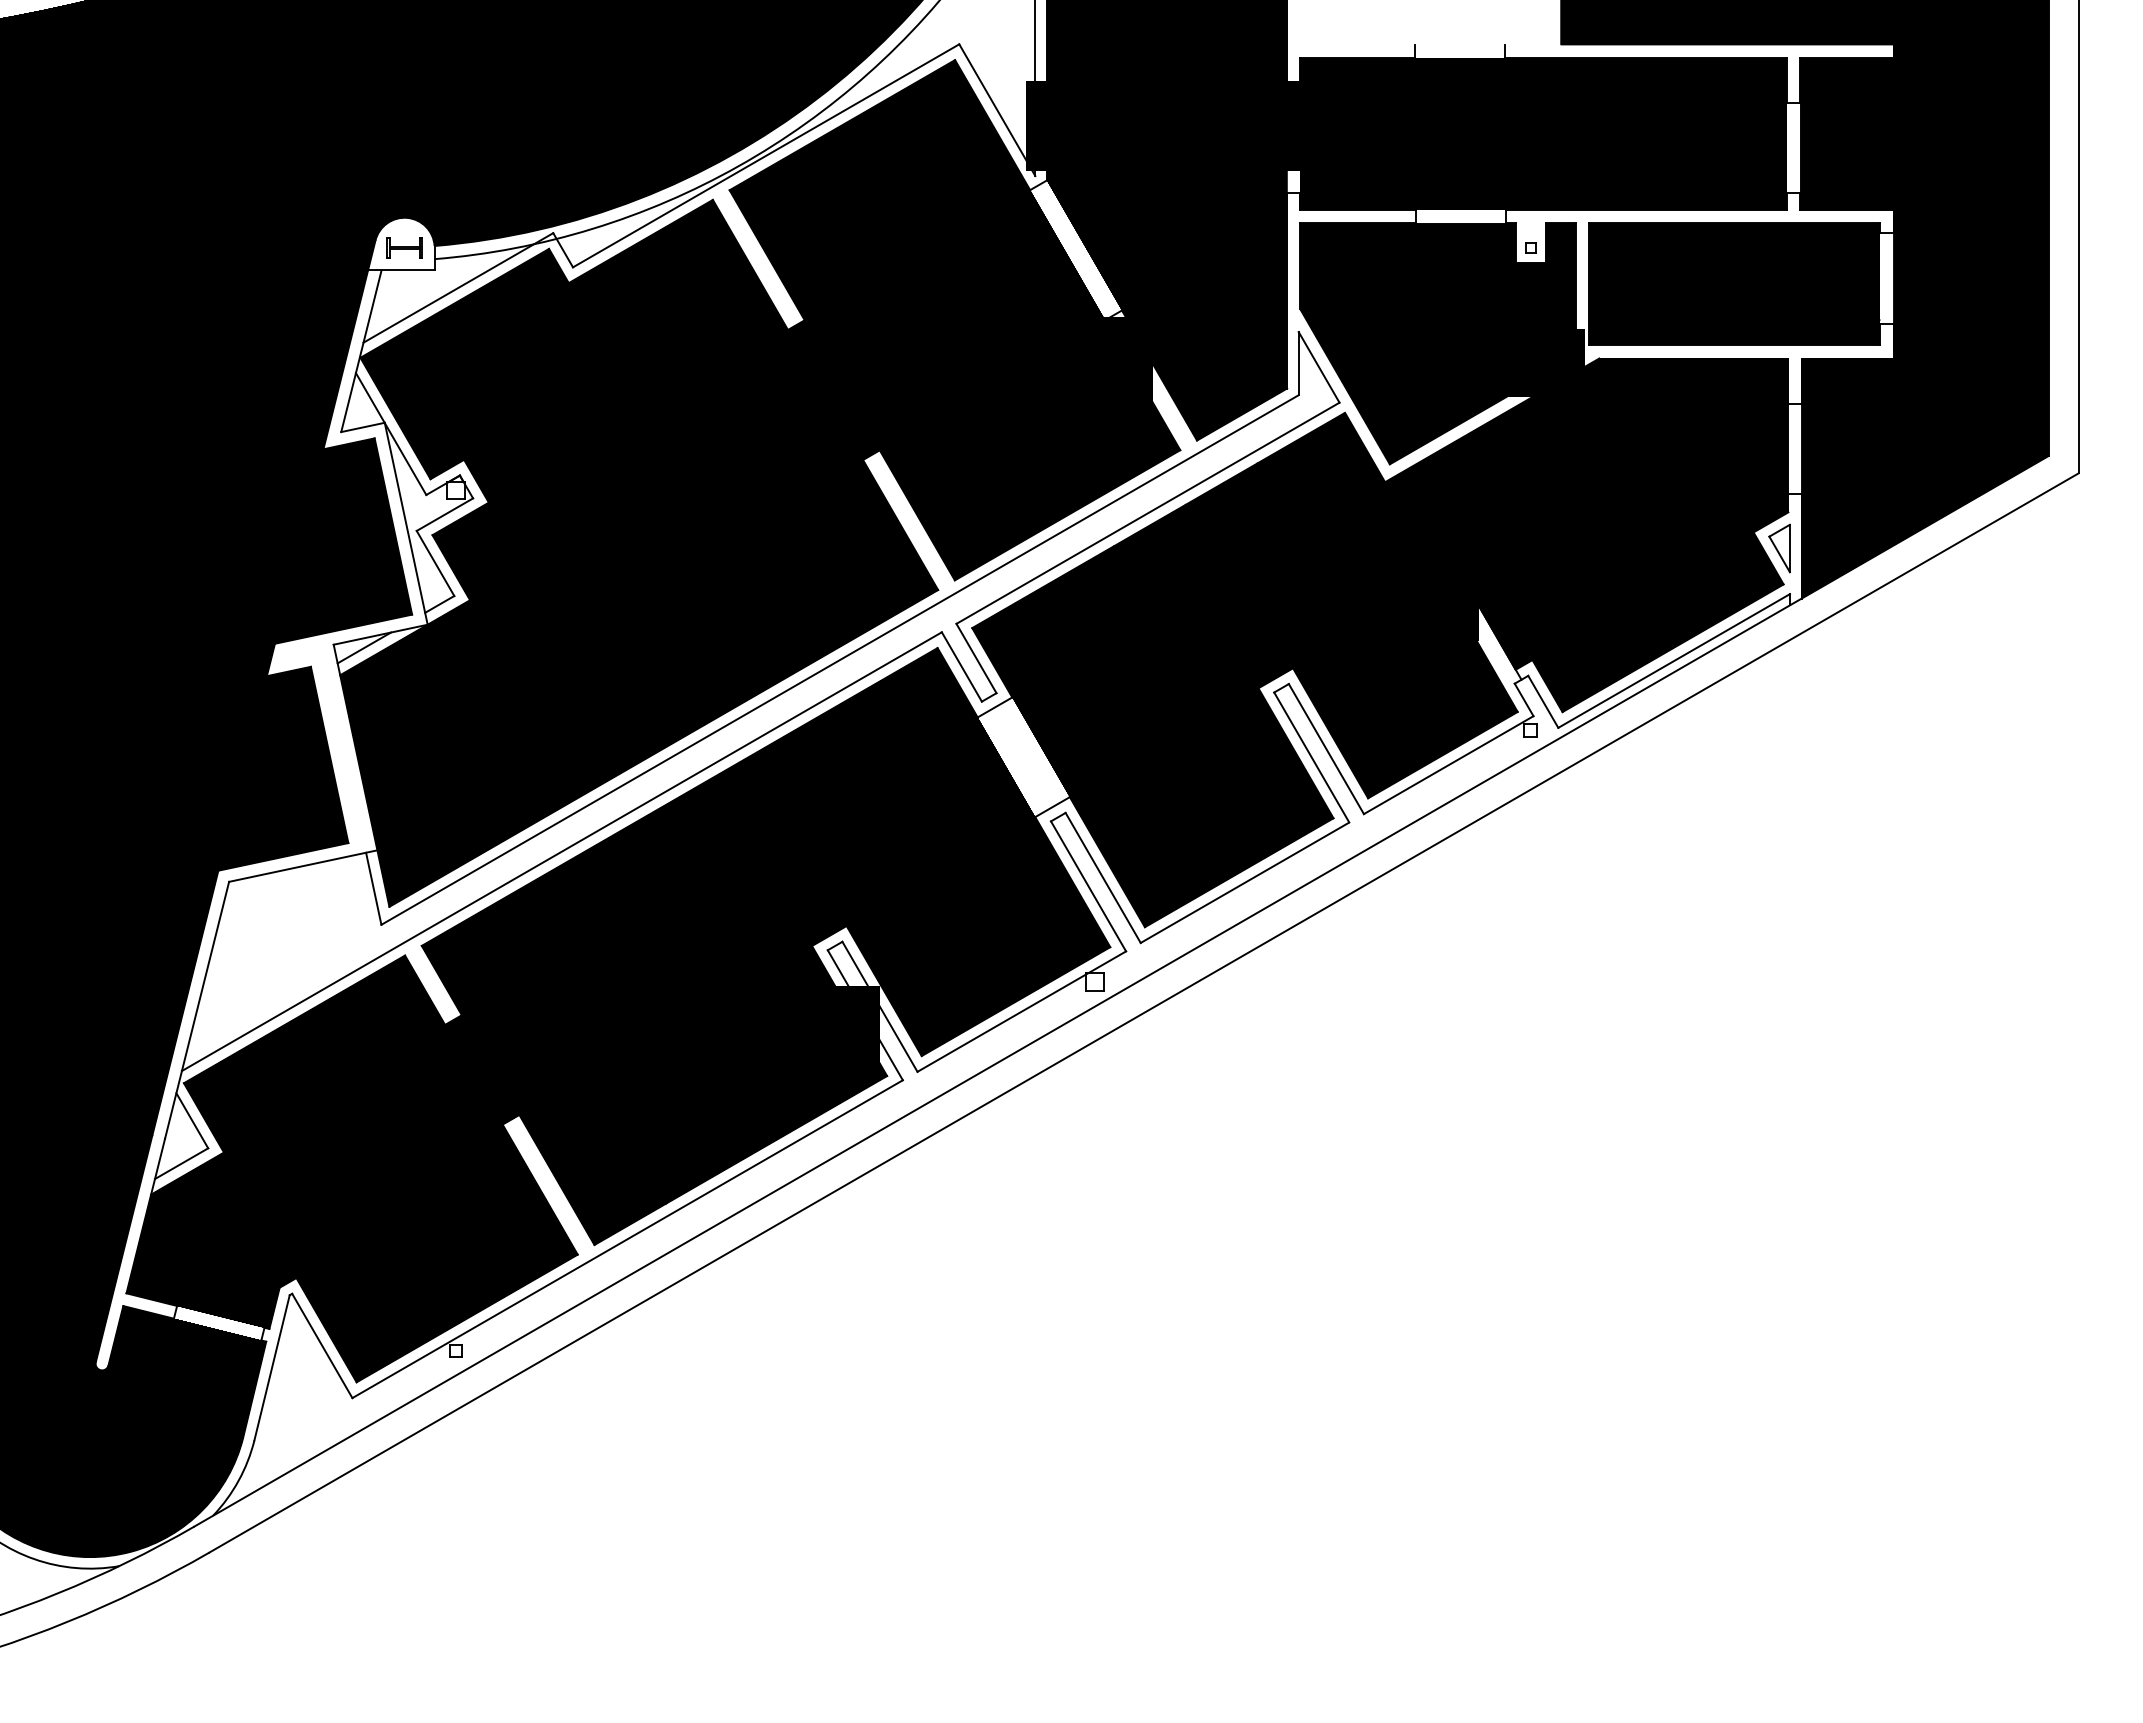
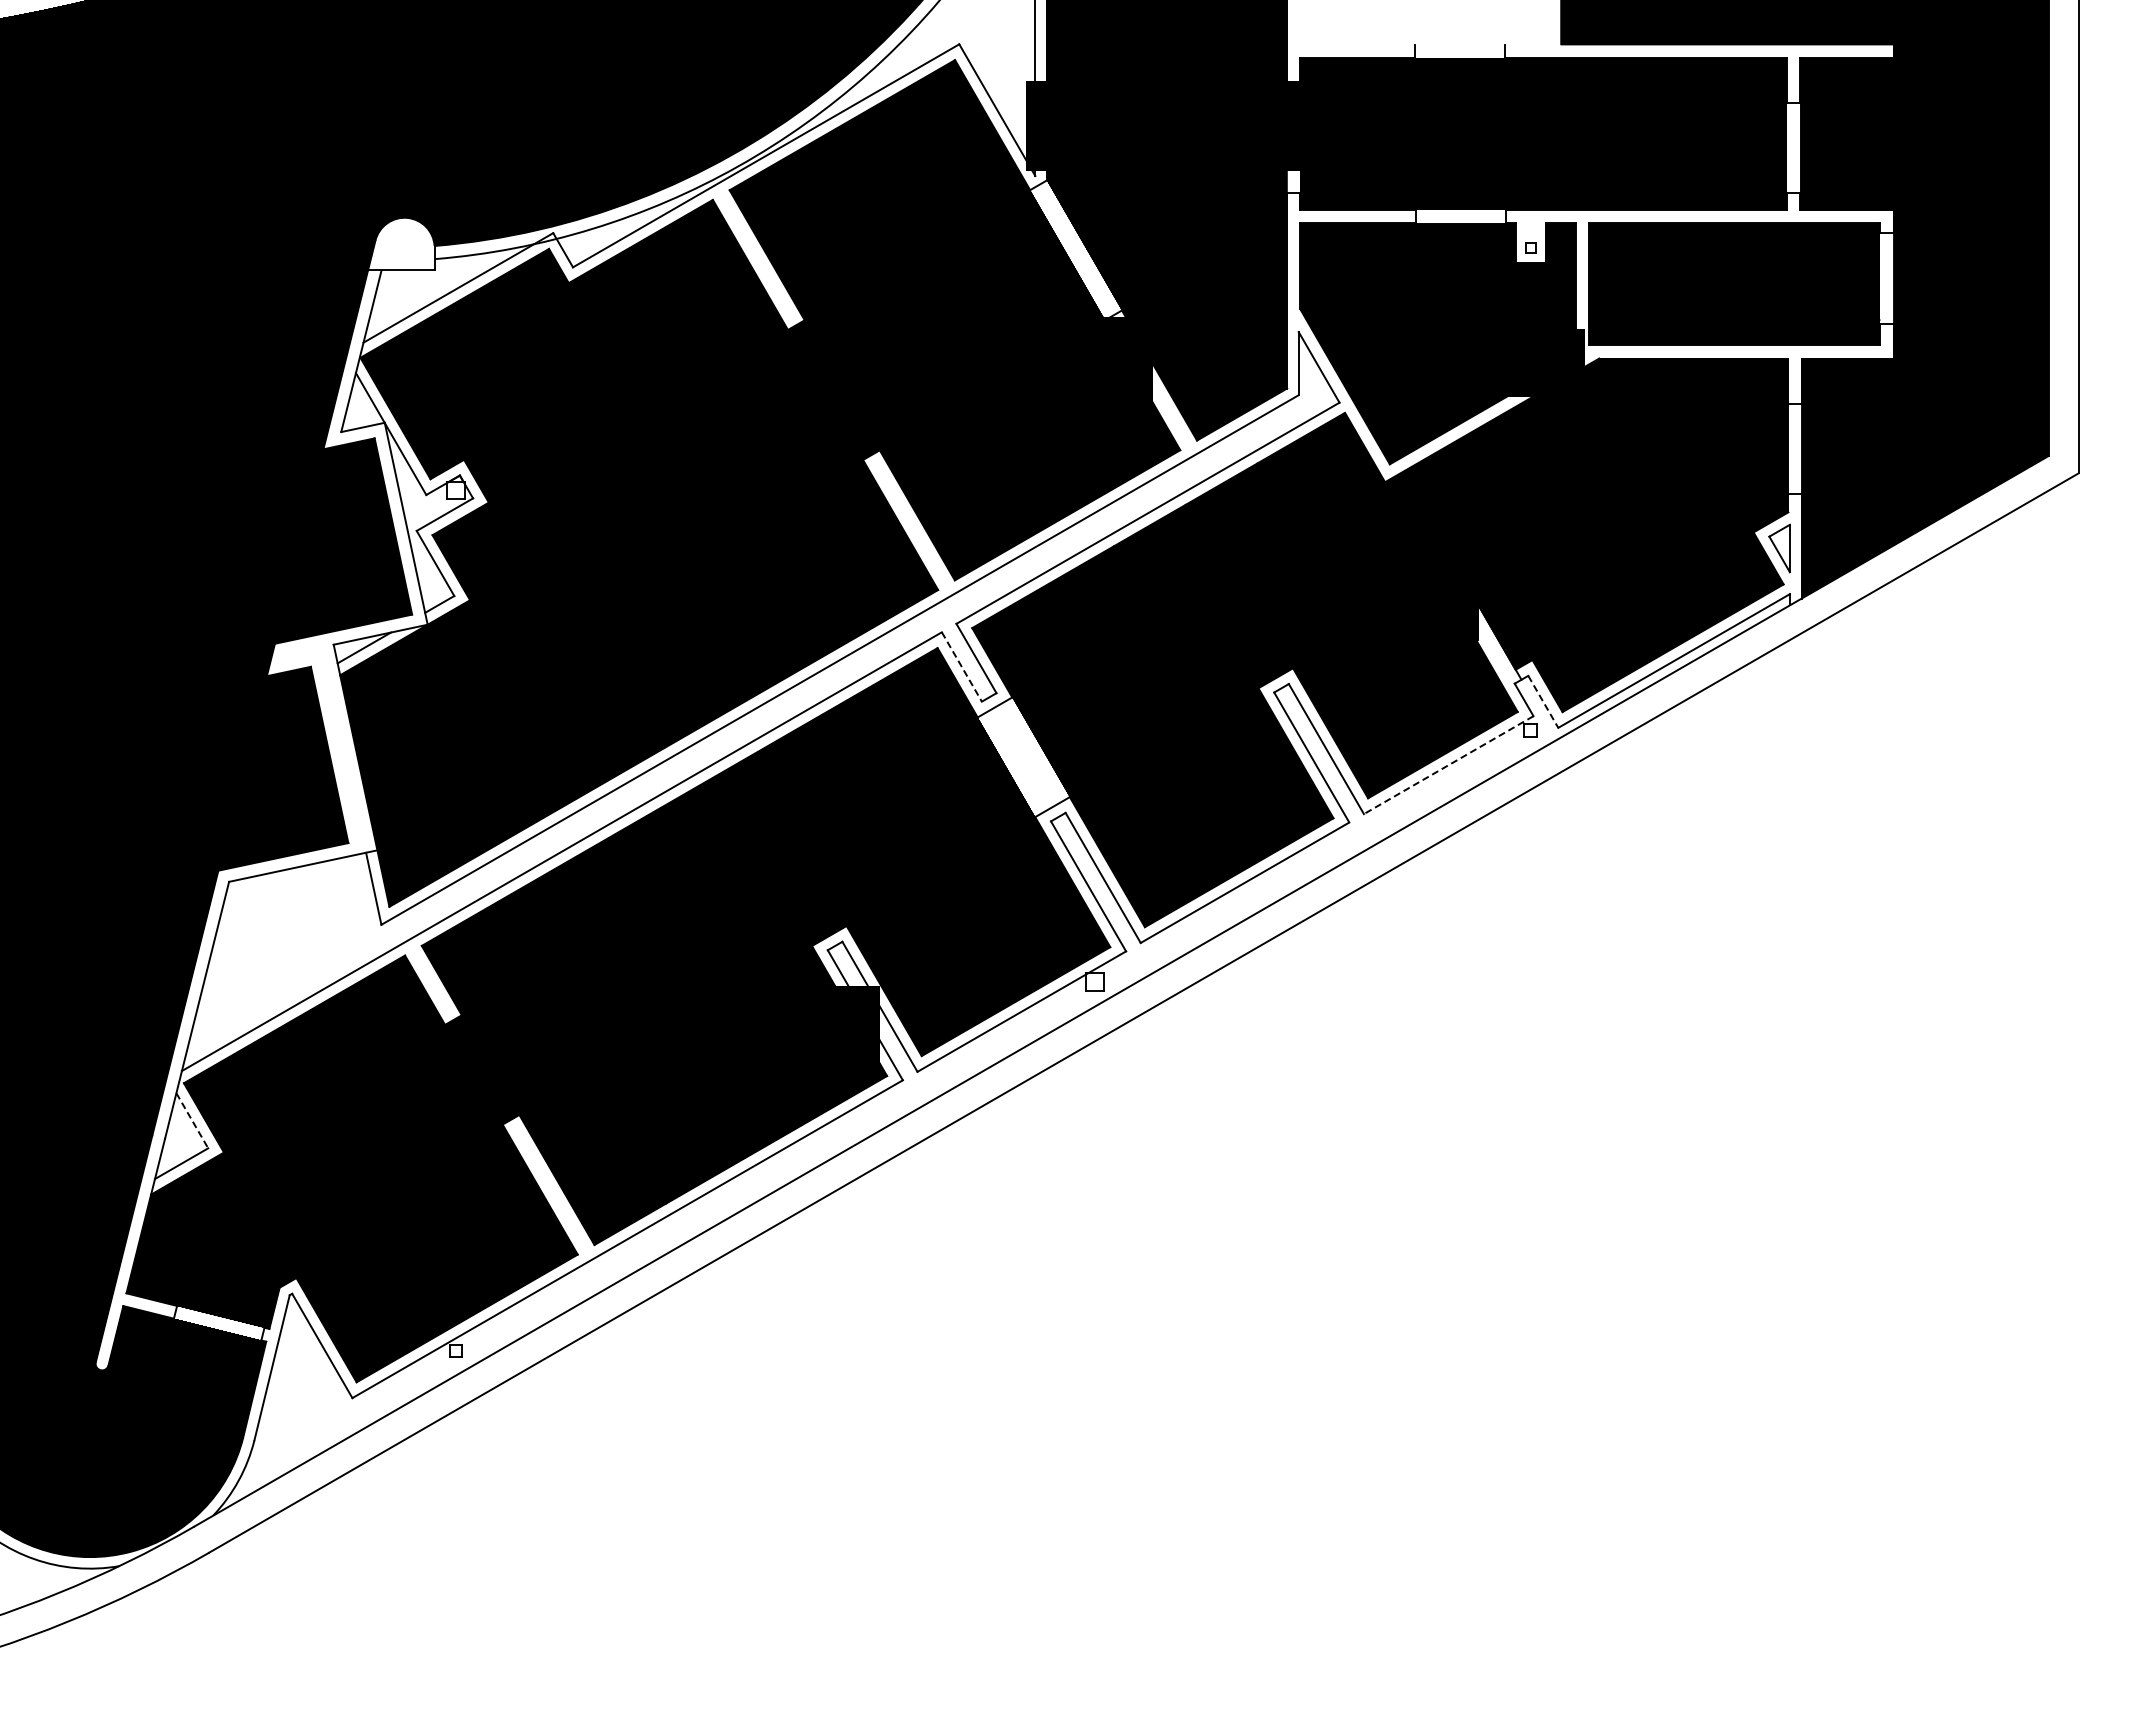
part: present -> none (404, 247)
line: solid -> dashed (962, 667)
line: solid -> dashed (1543, 702)
line: solid -> dashed (1448, 765)
line: solid -> dashed (192, 1120)
